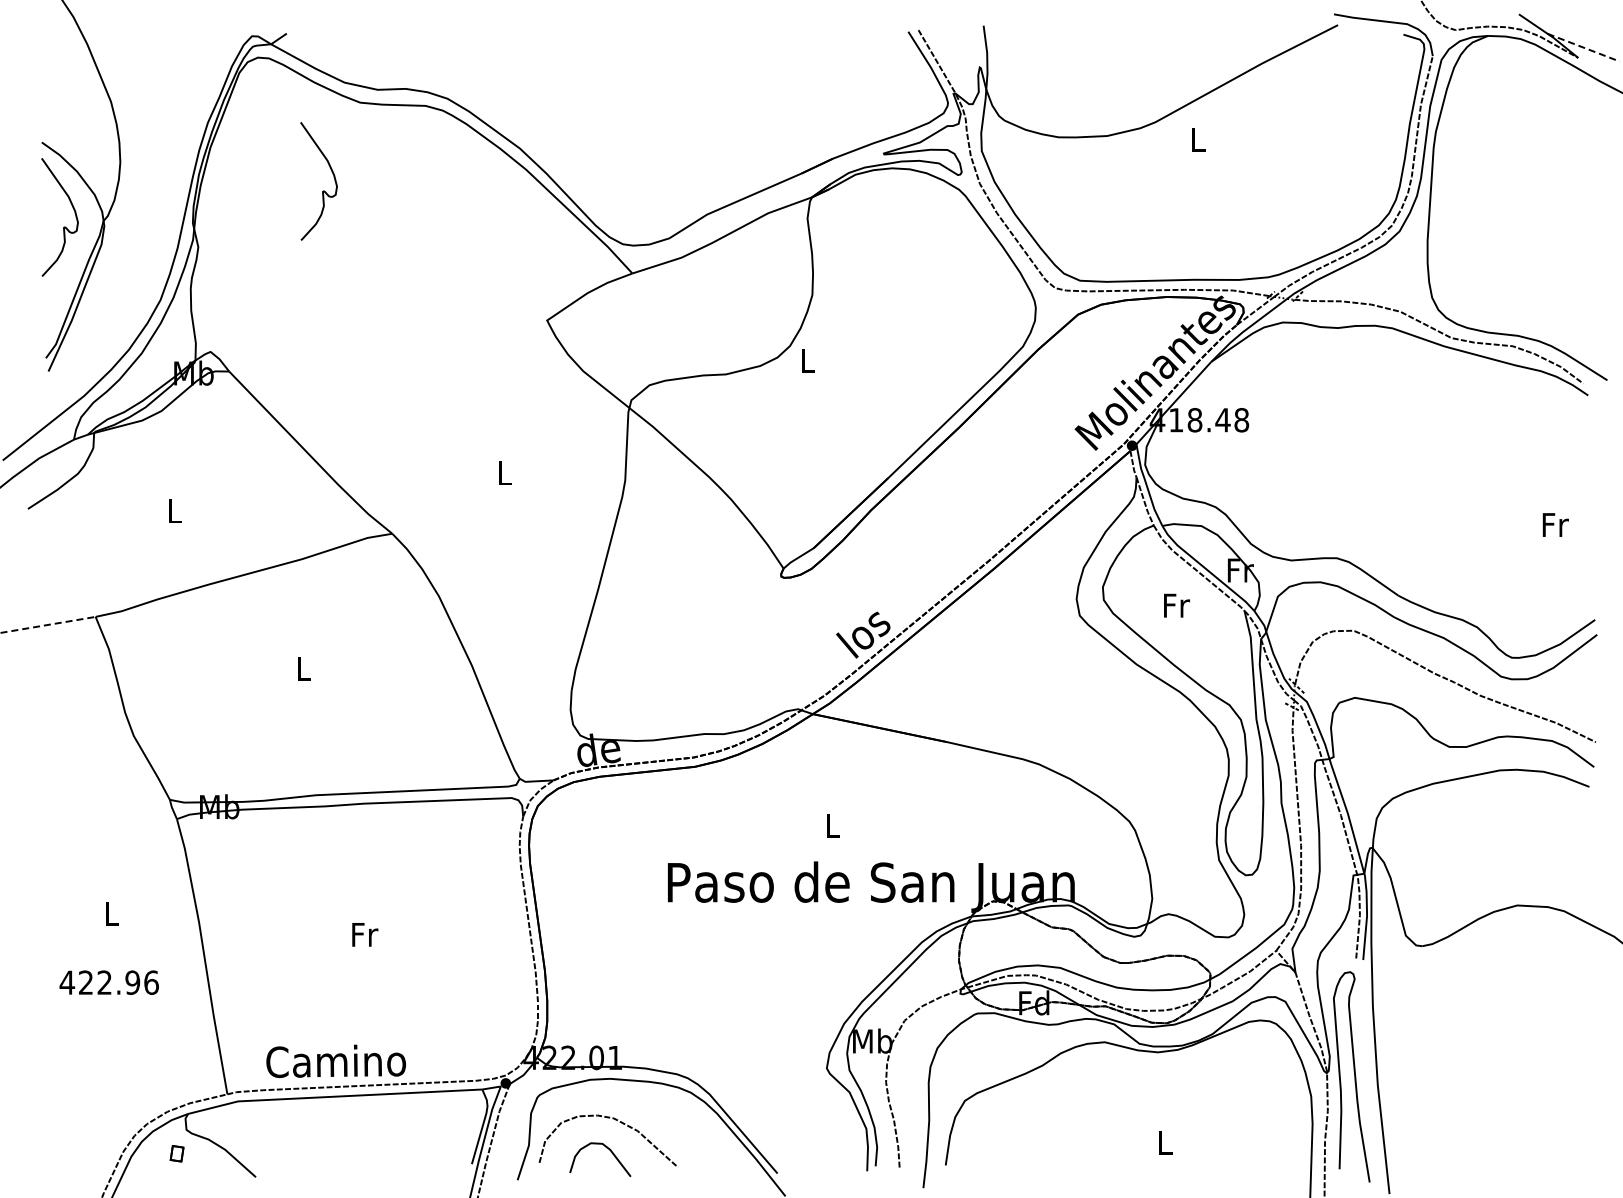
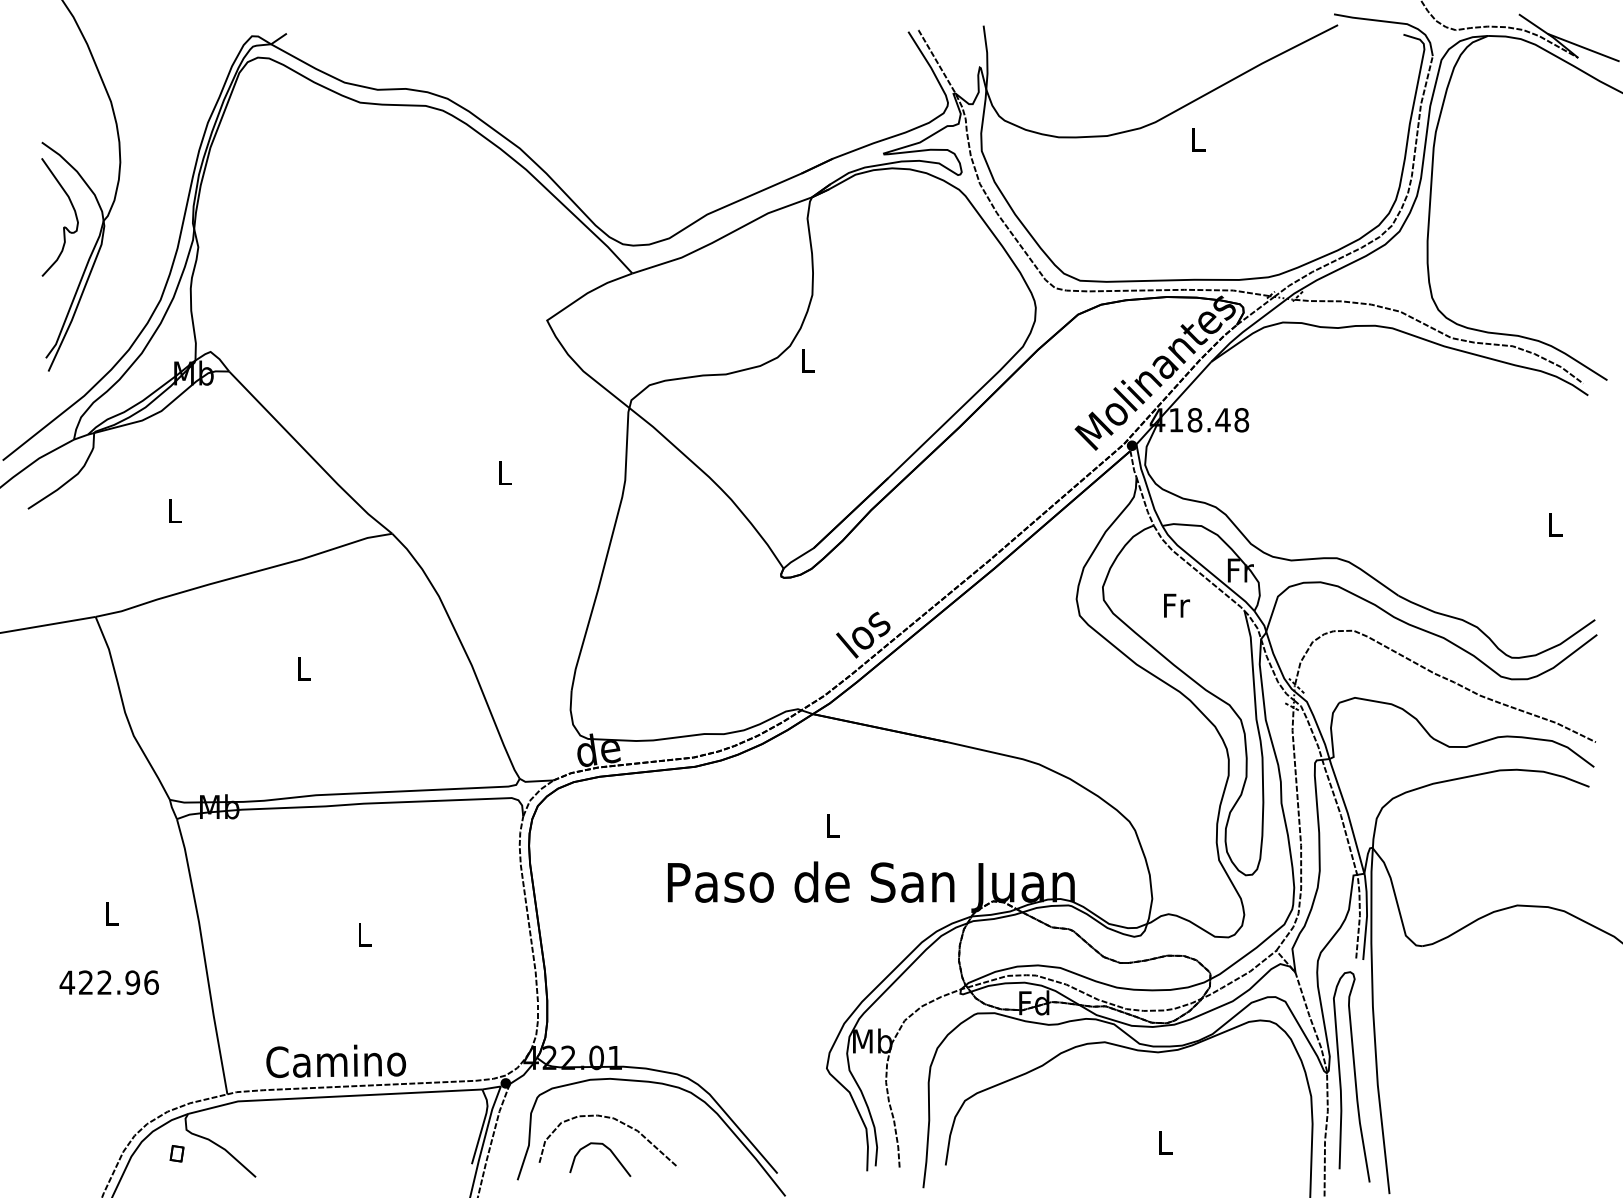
line: dashed -> solid (1583, 47)
curve: present -> none (323, 190)
text: Fr -> L (1555, 524)
line: dashed -> solid (48, 624)
text: Fr -> L (365, 934)
